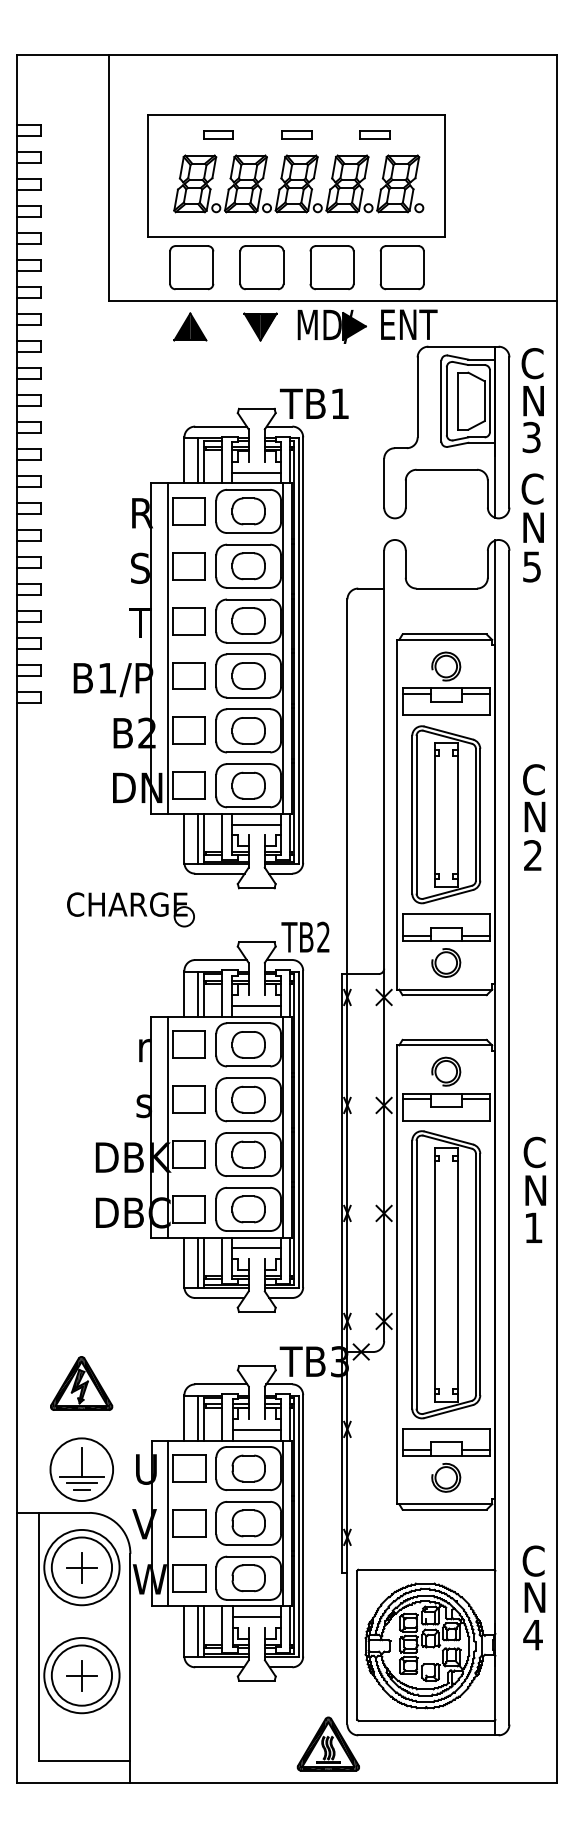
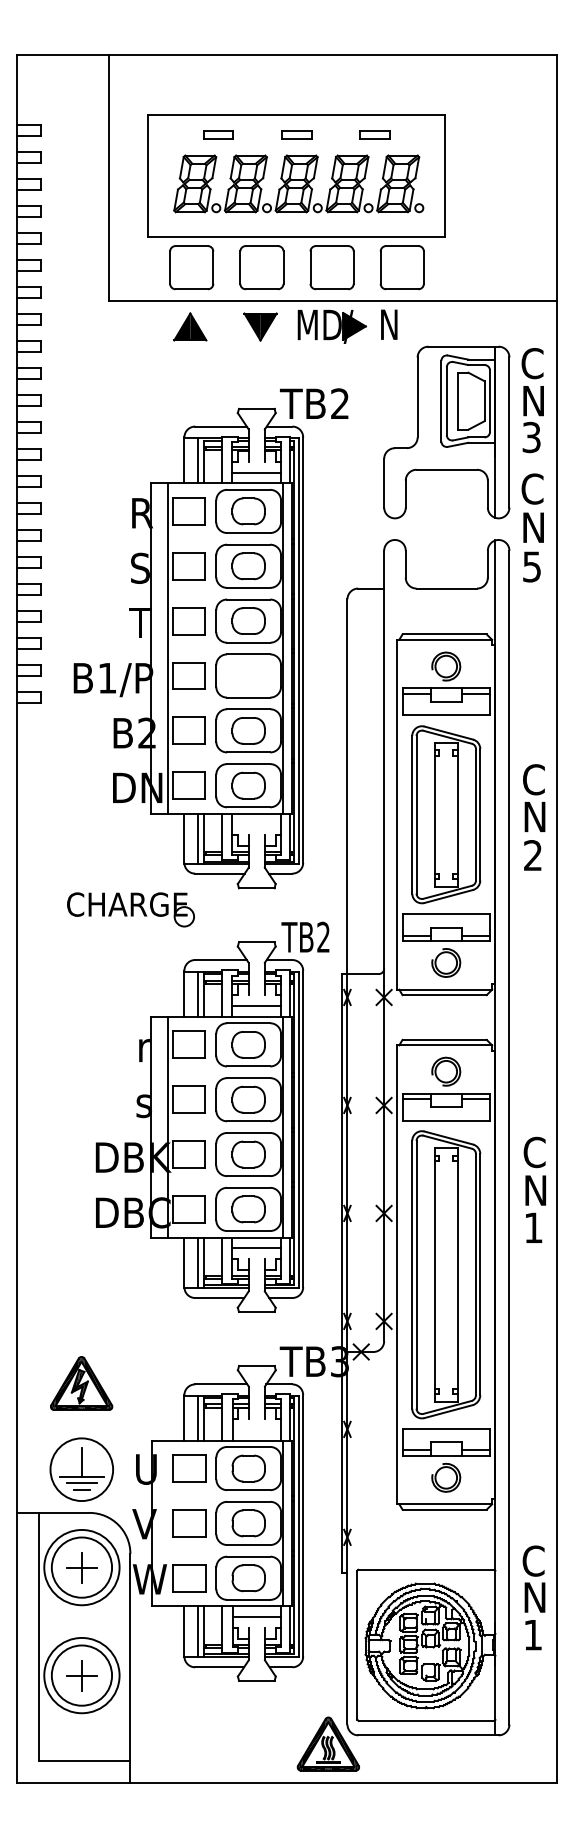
text: ENT -> N (410, 324)
text: TB1 -> TB2 (339, 403)
part: present -> none (248, 675)
line: present -> none (256, 824)
line: present -> none (256, 1429)
line: present -> none (167, 1523)
text: 4 -> 1 (532, 1635)
